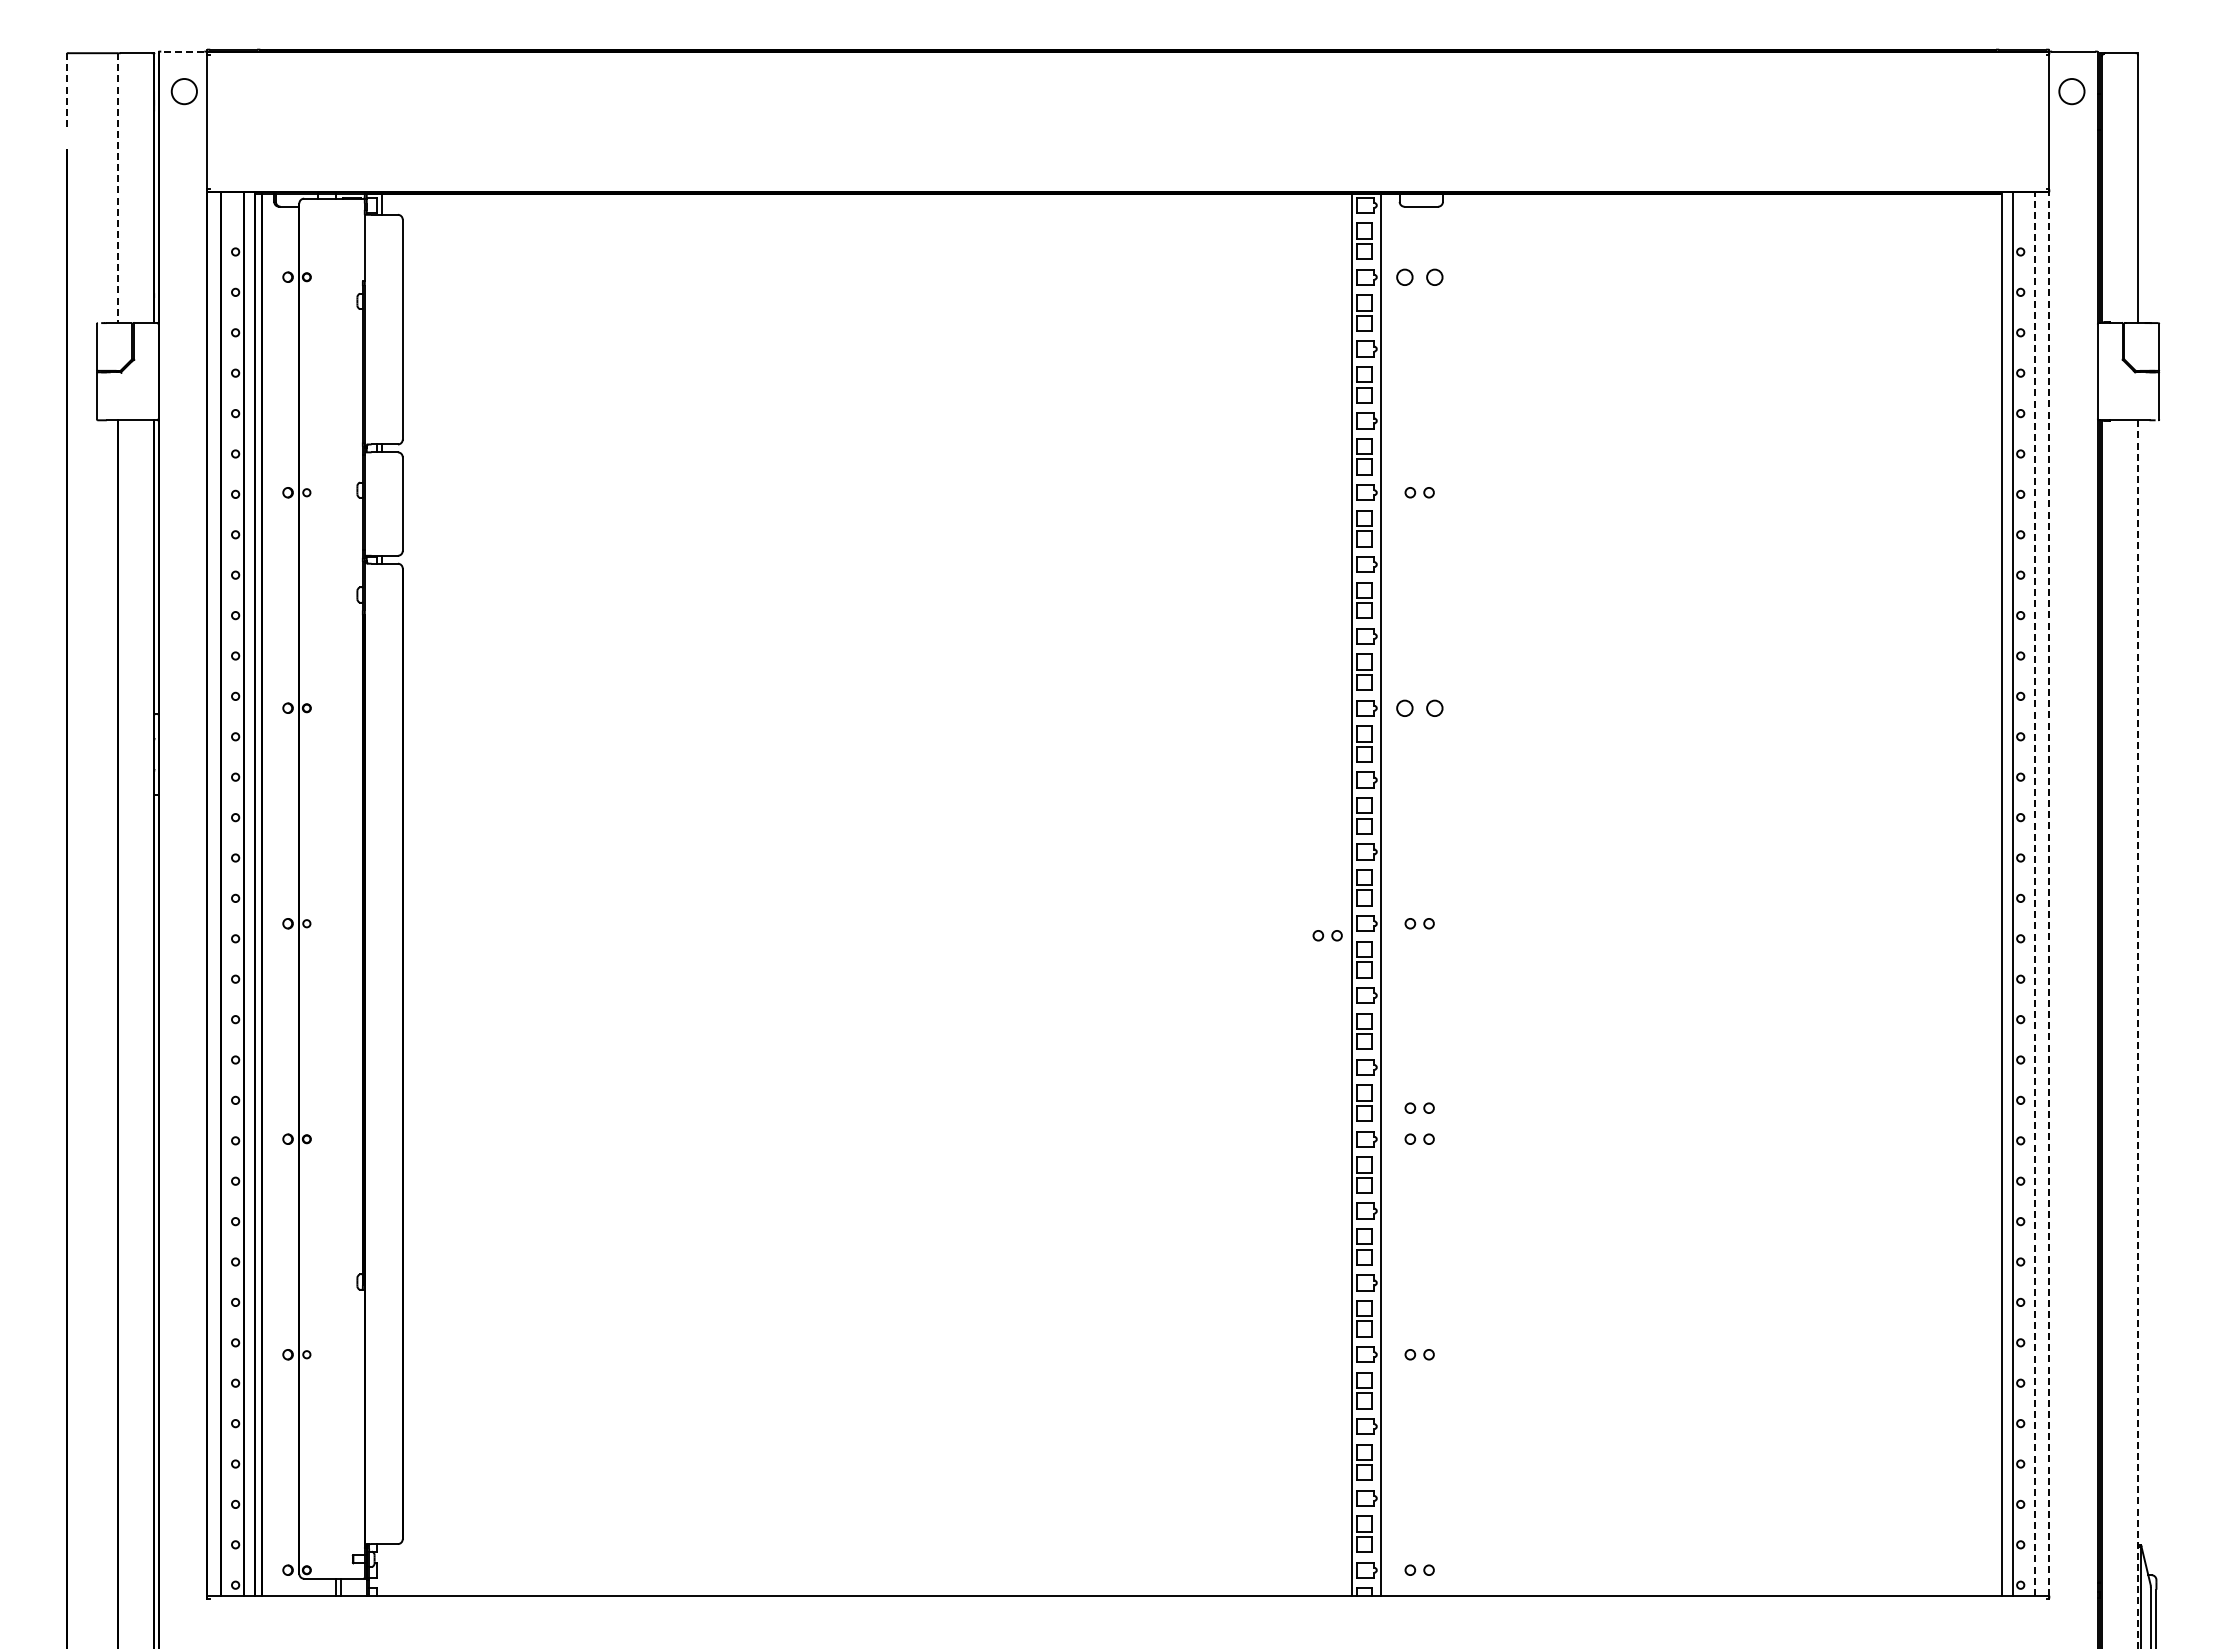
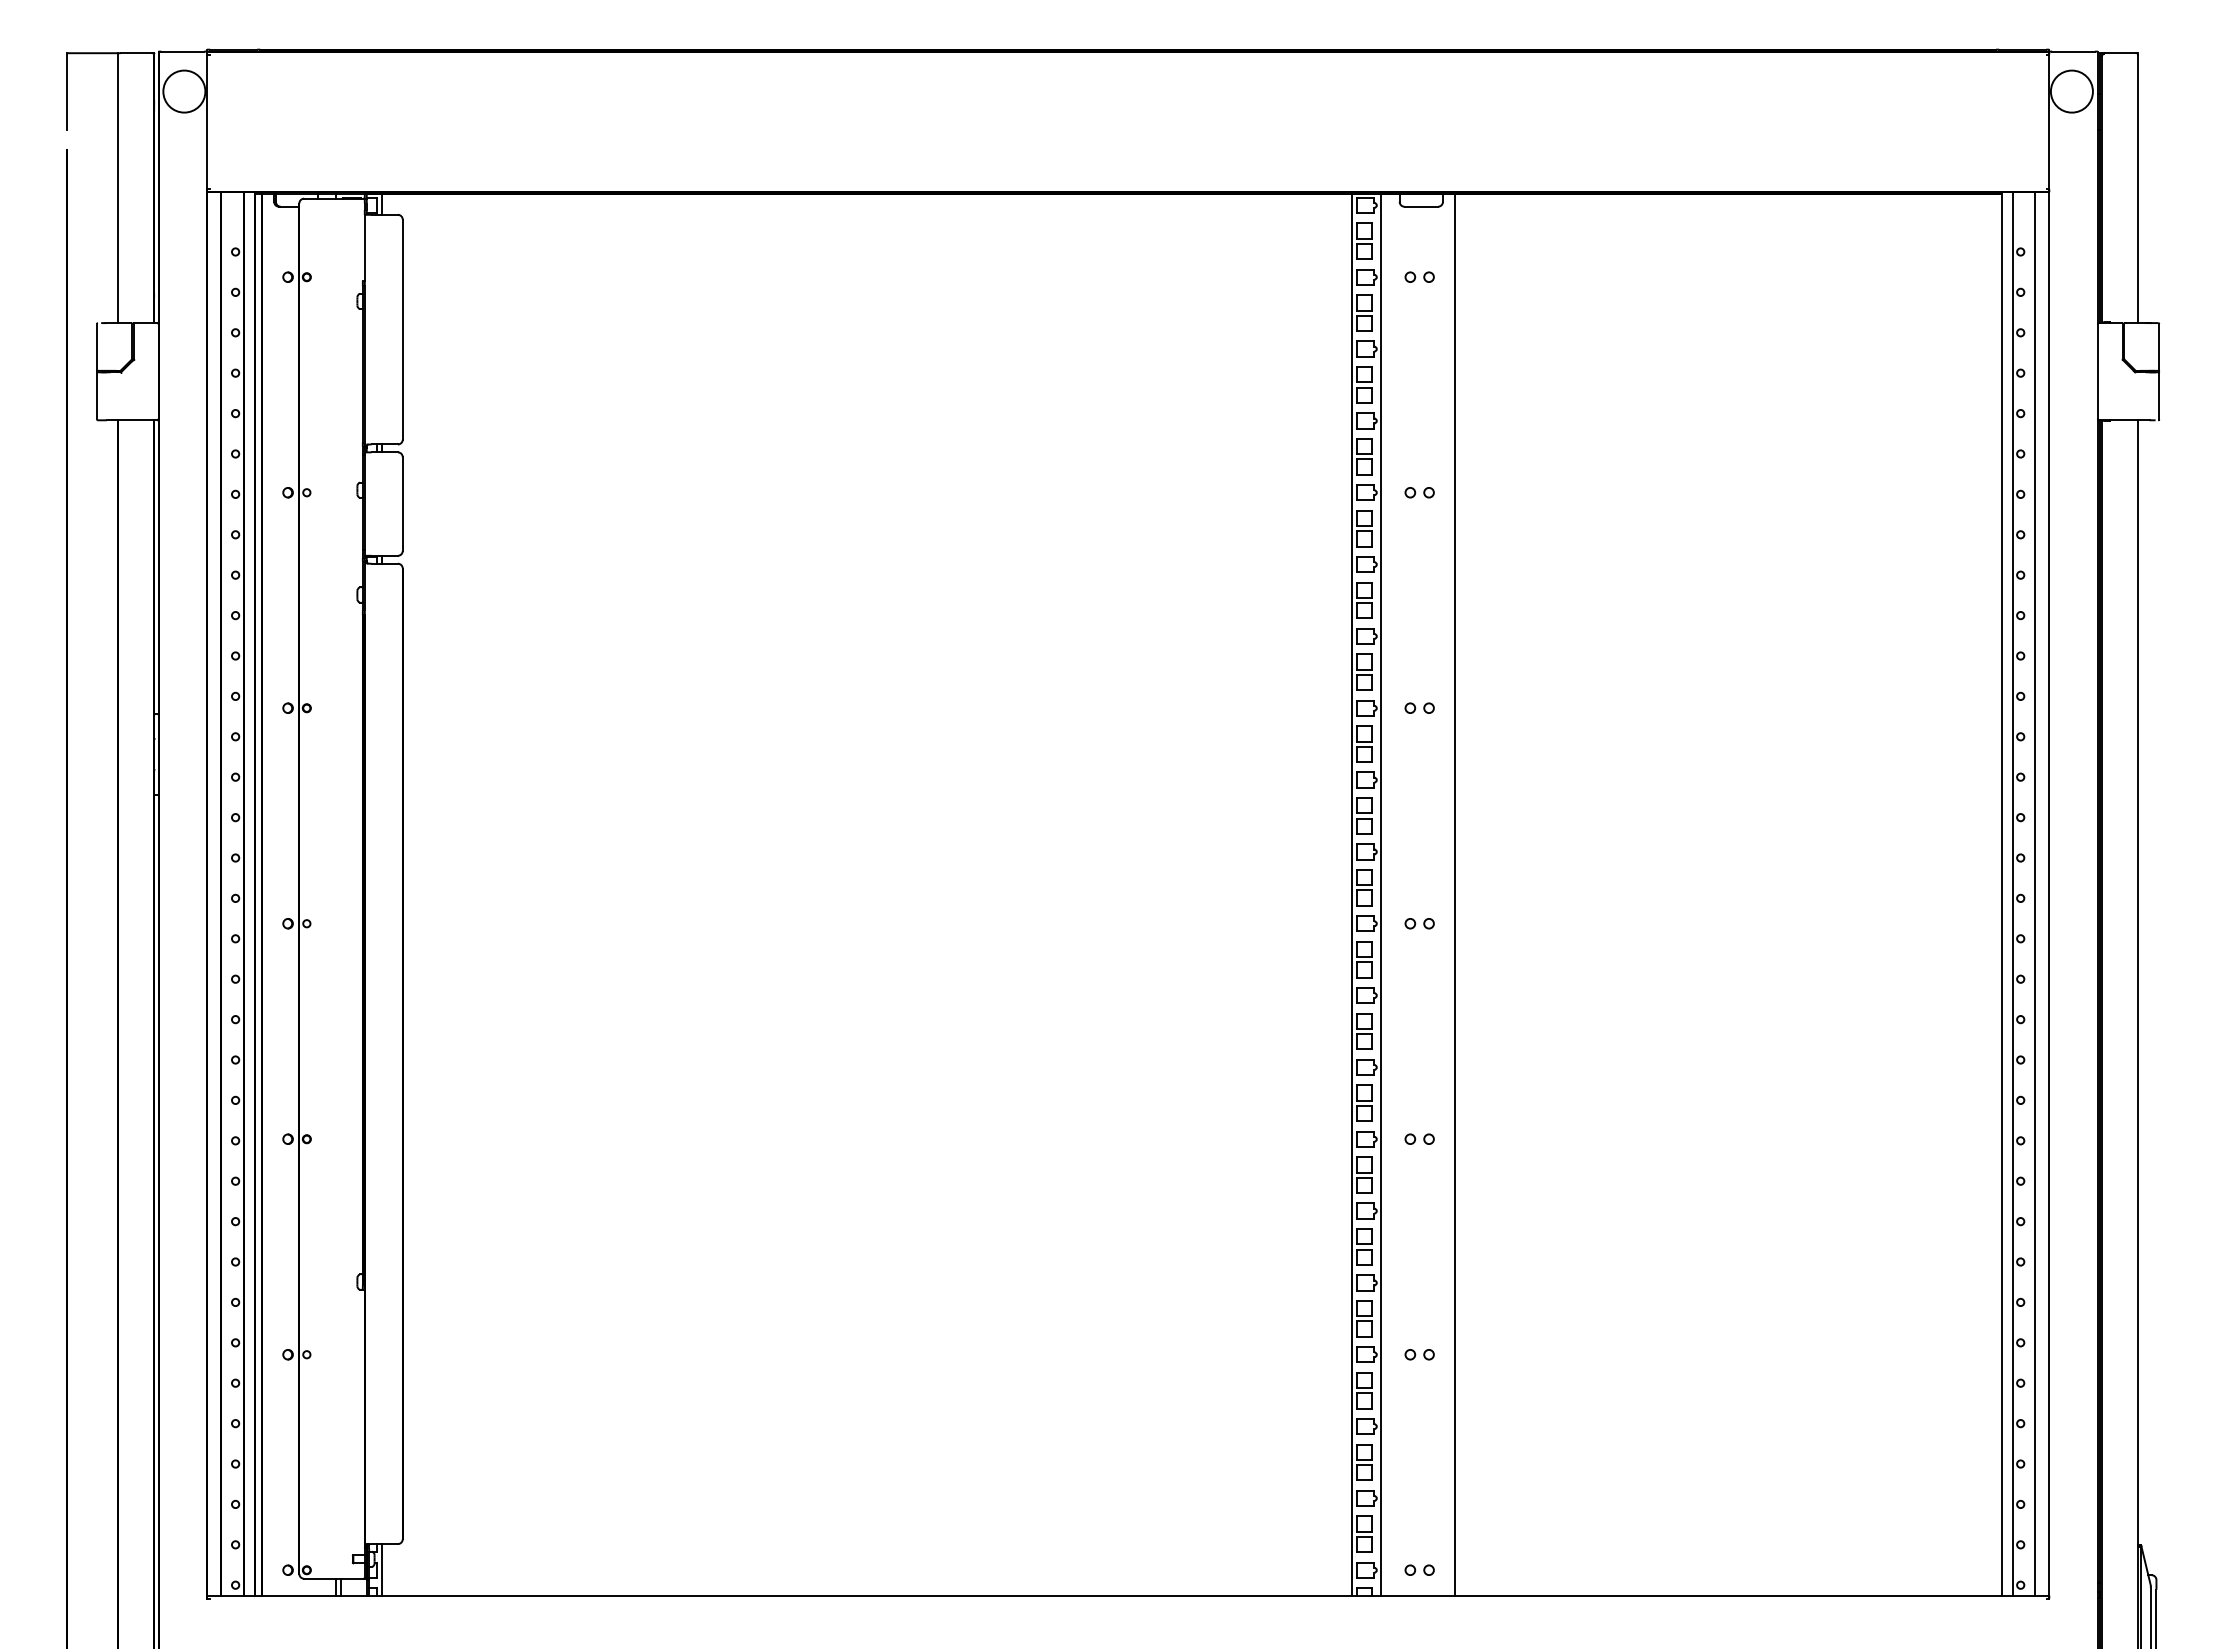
line: dashed -> solid (182, 51)
circle diameter: 25 px -> 42 px (184, 91)
circle diameter: 25 px -> 42 px (2071, 91)
line: dashed -> solid (66, 92)
line: dashed -> solid (118, 188)
part size: 48x18 px -> 31x12 px (1419, 276)
part size: 48x18 px -> 31x12 px (1419, 707)
line: none -> present (1455, 894)
line: dashed -> solid (2035, 894)
line: dashed -> solid (2049, 894)
part: present -> none (1327, 935)
line: dashed -> solid (2137, 1034)
part: present -> none (1419, 1107)
line: none -> present (381, 1569)
